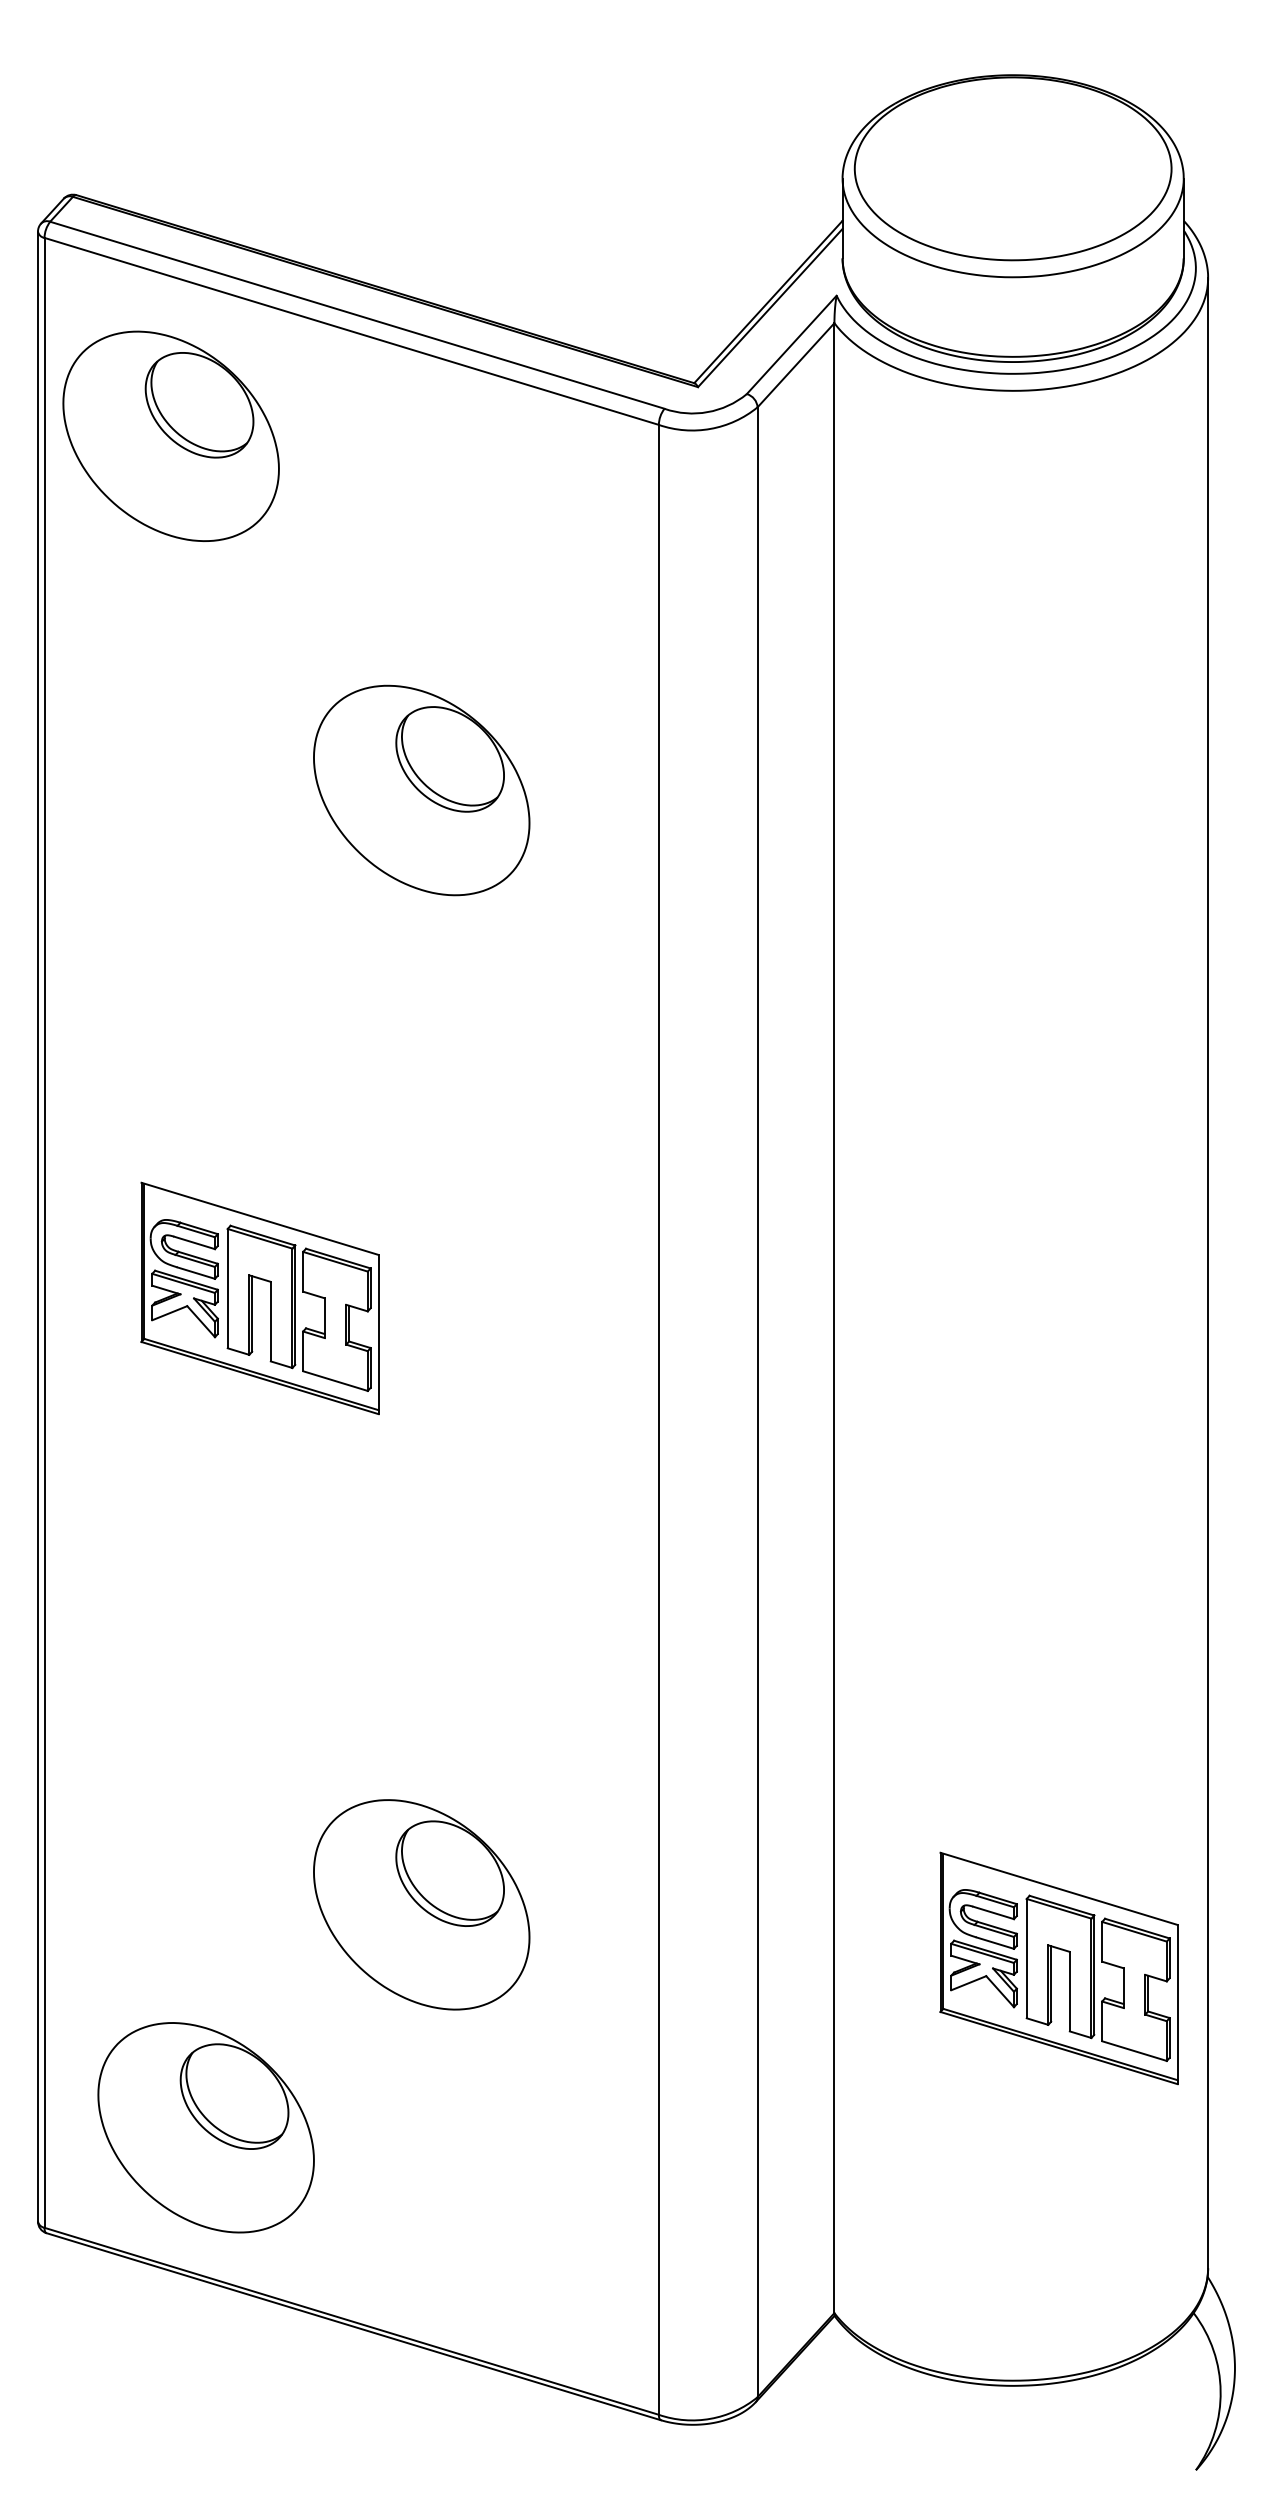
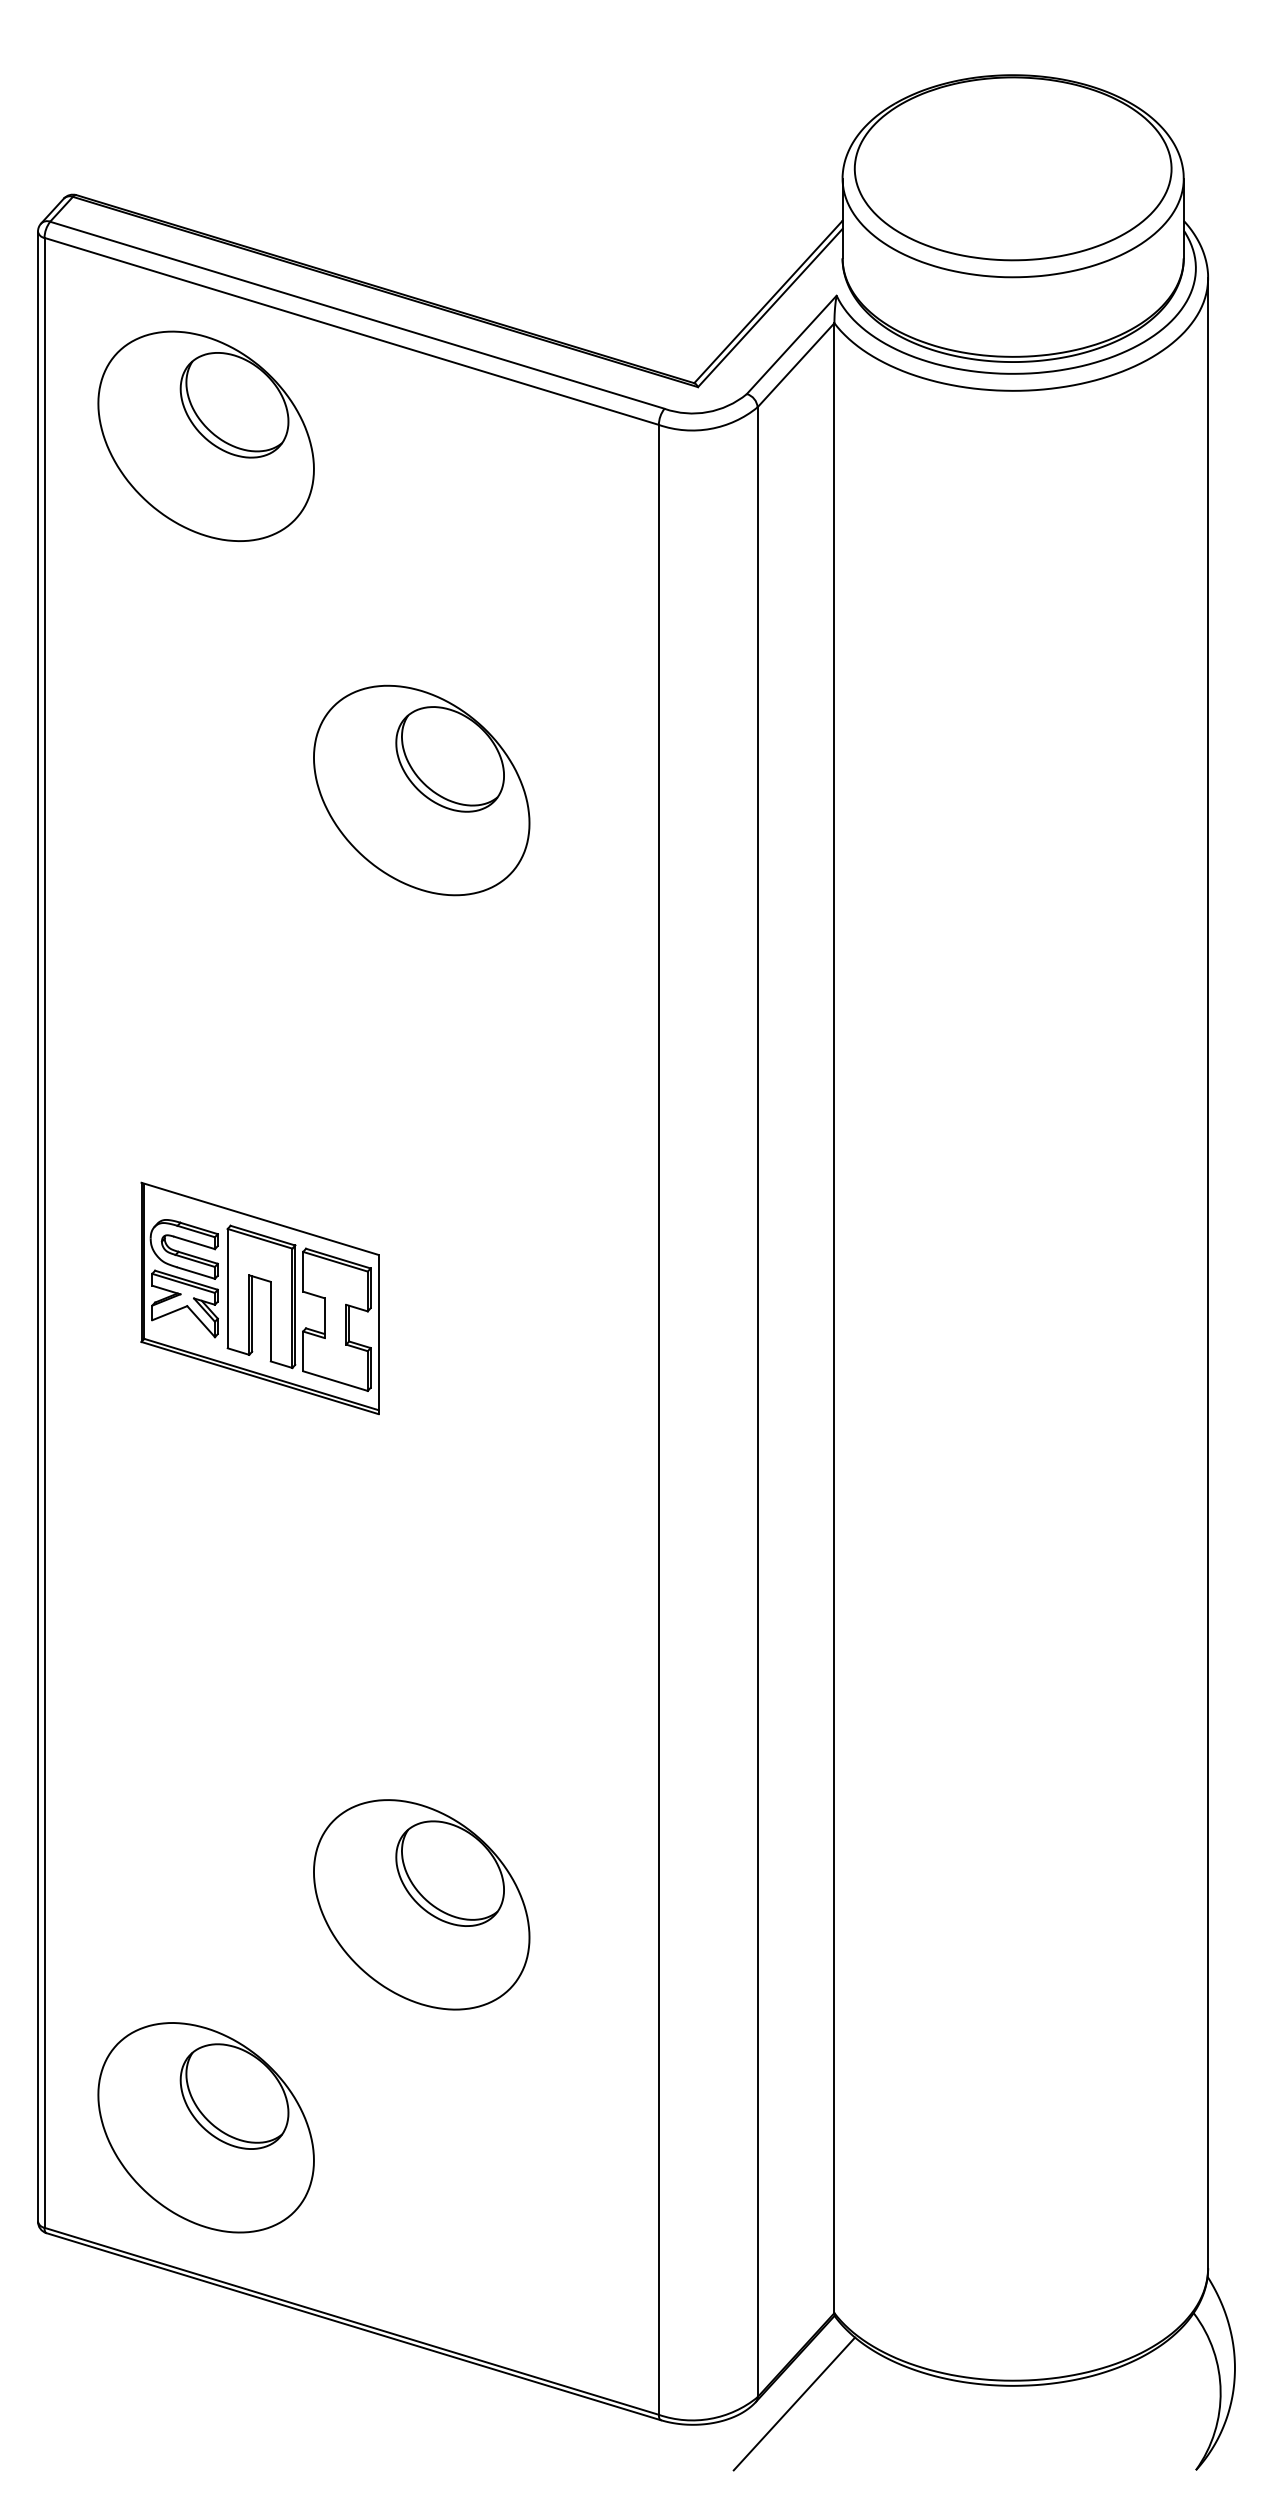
part position: (170, 435) -> (205, 435) (205, 435)
part: present -> none (1058, 1967)
line: none -> present (794, 2403)
